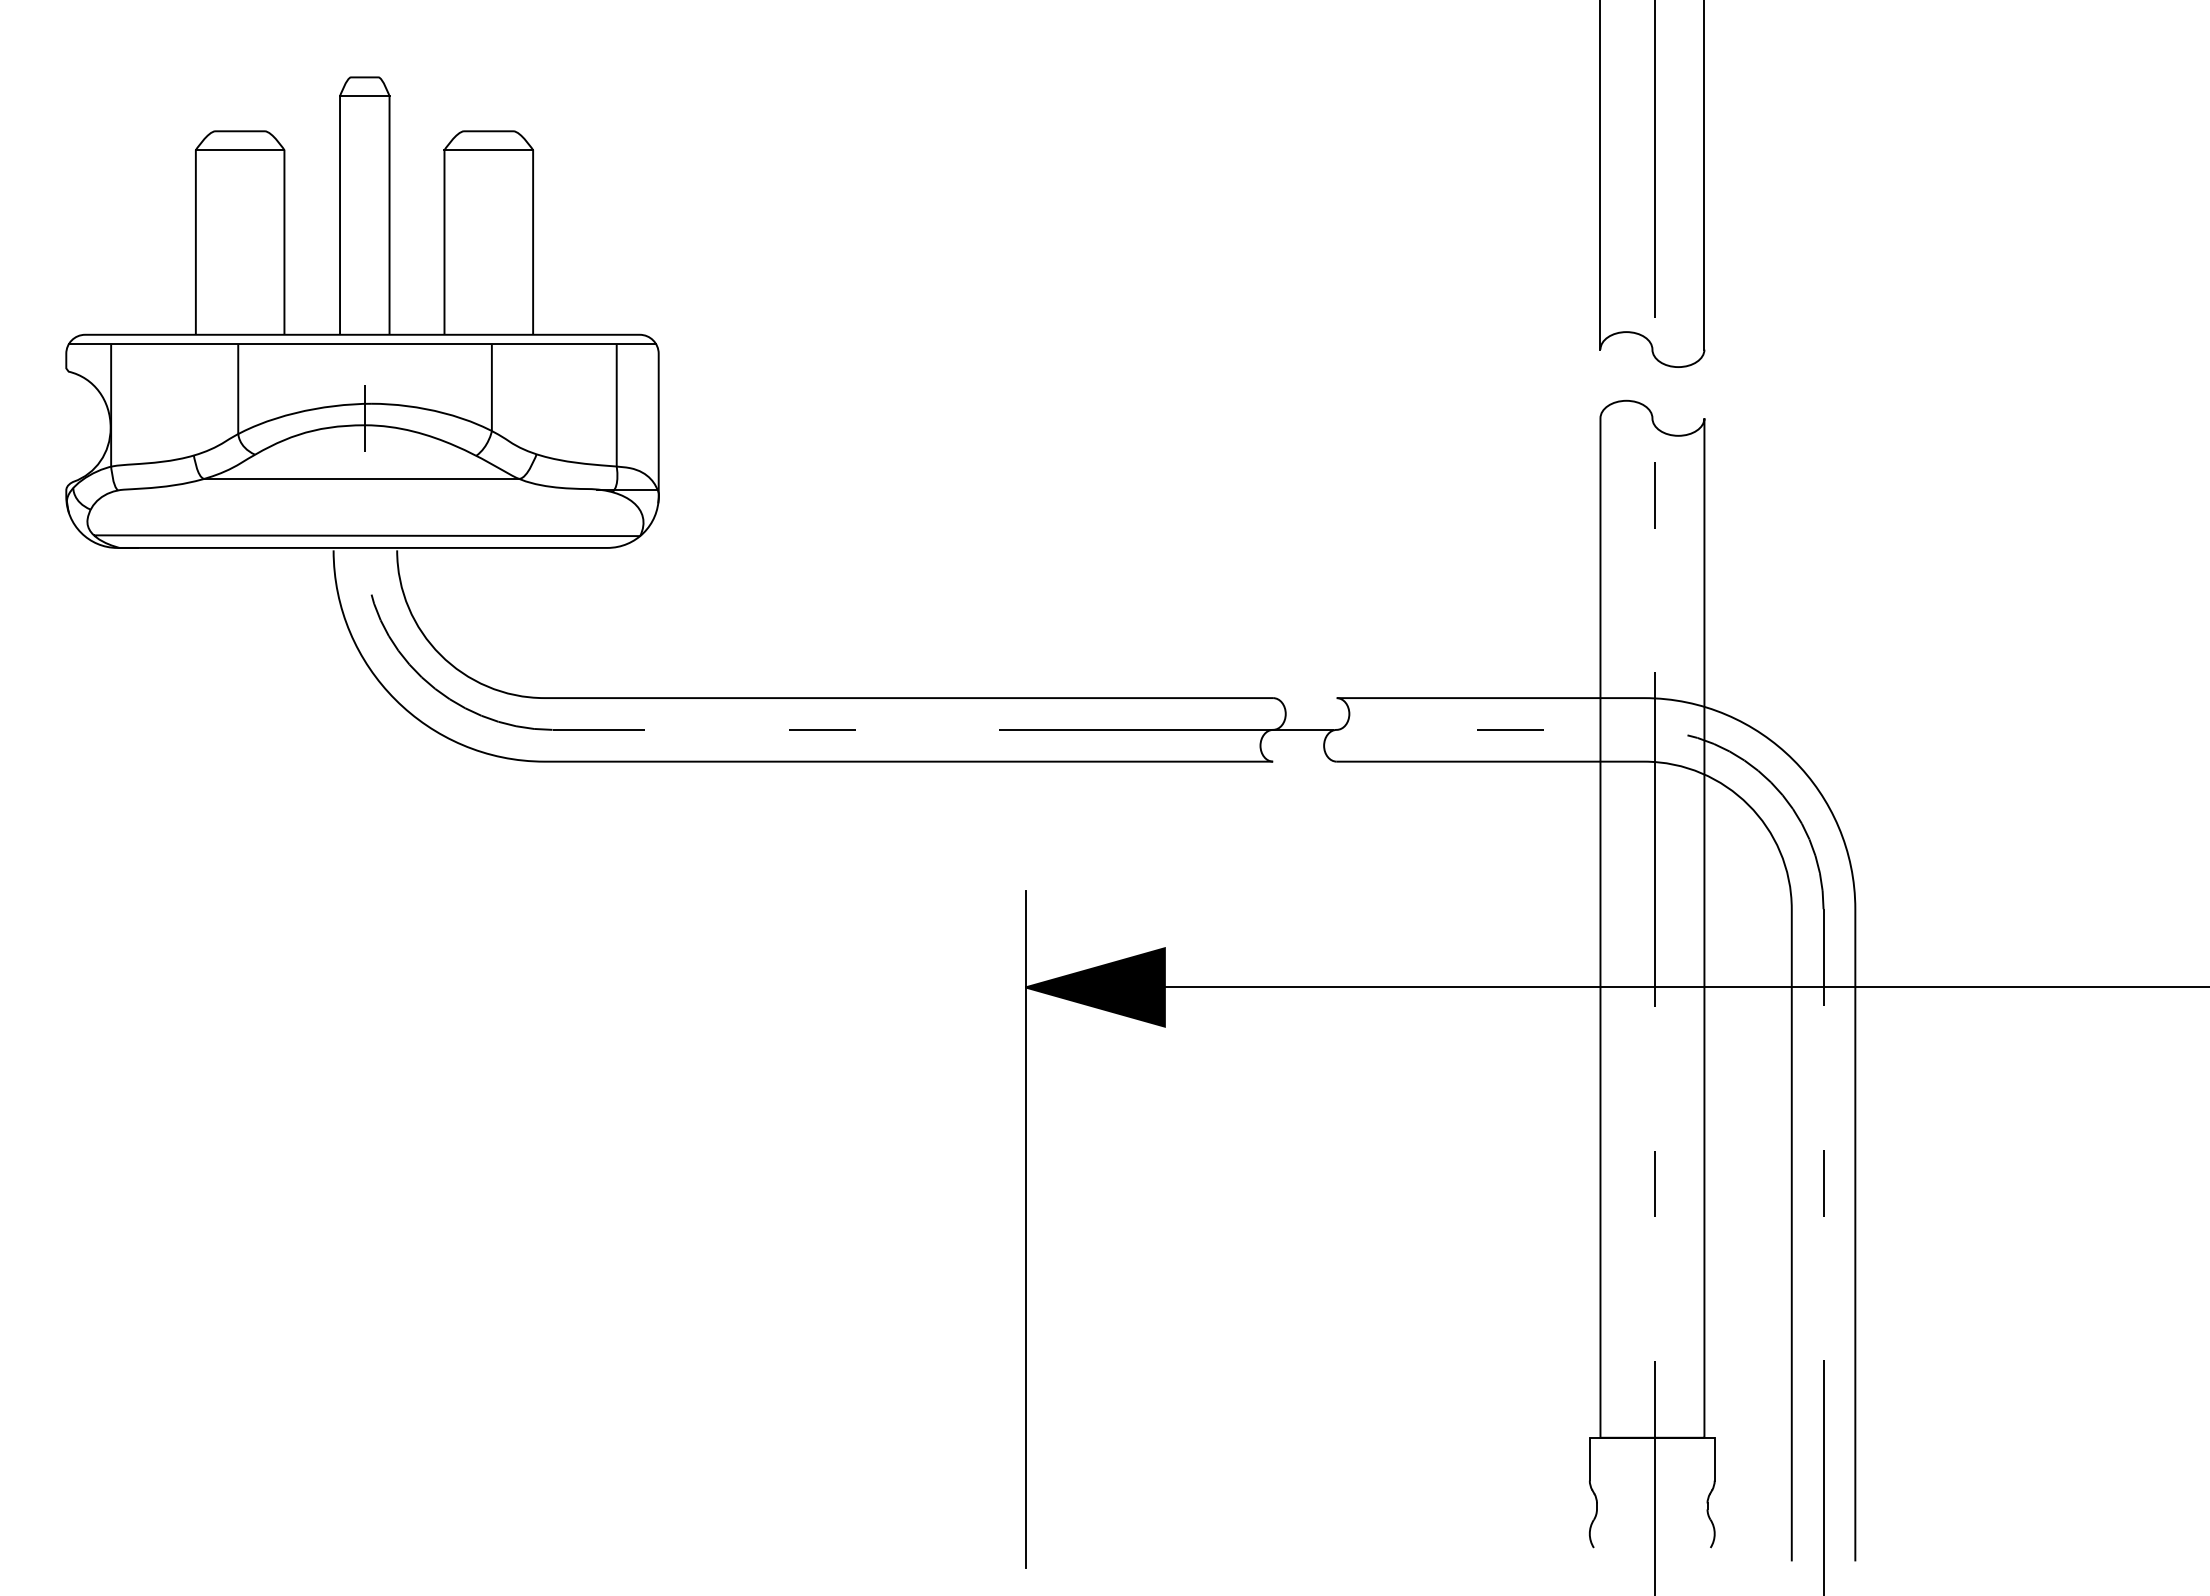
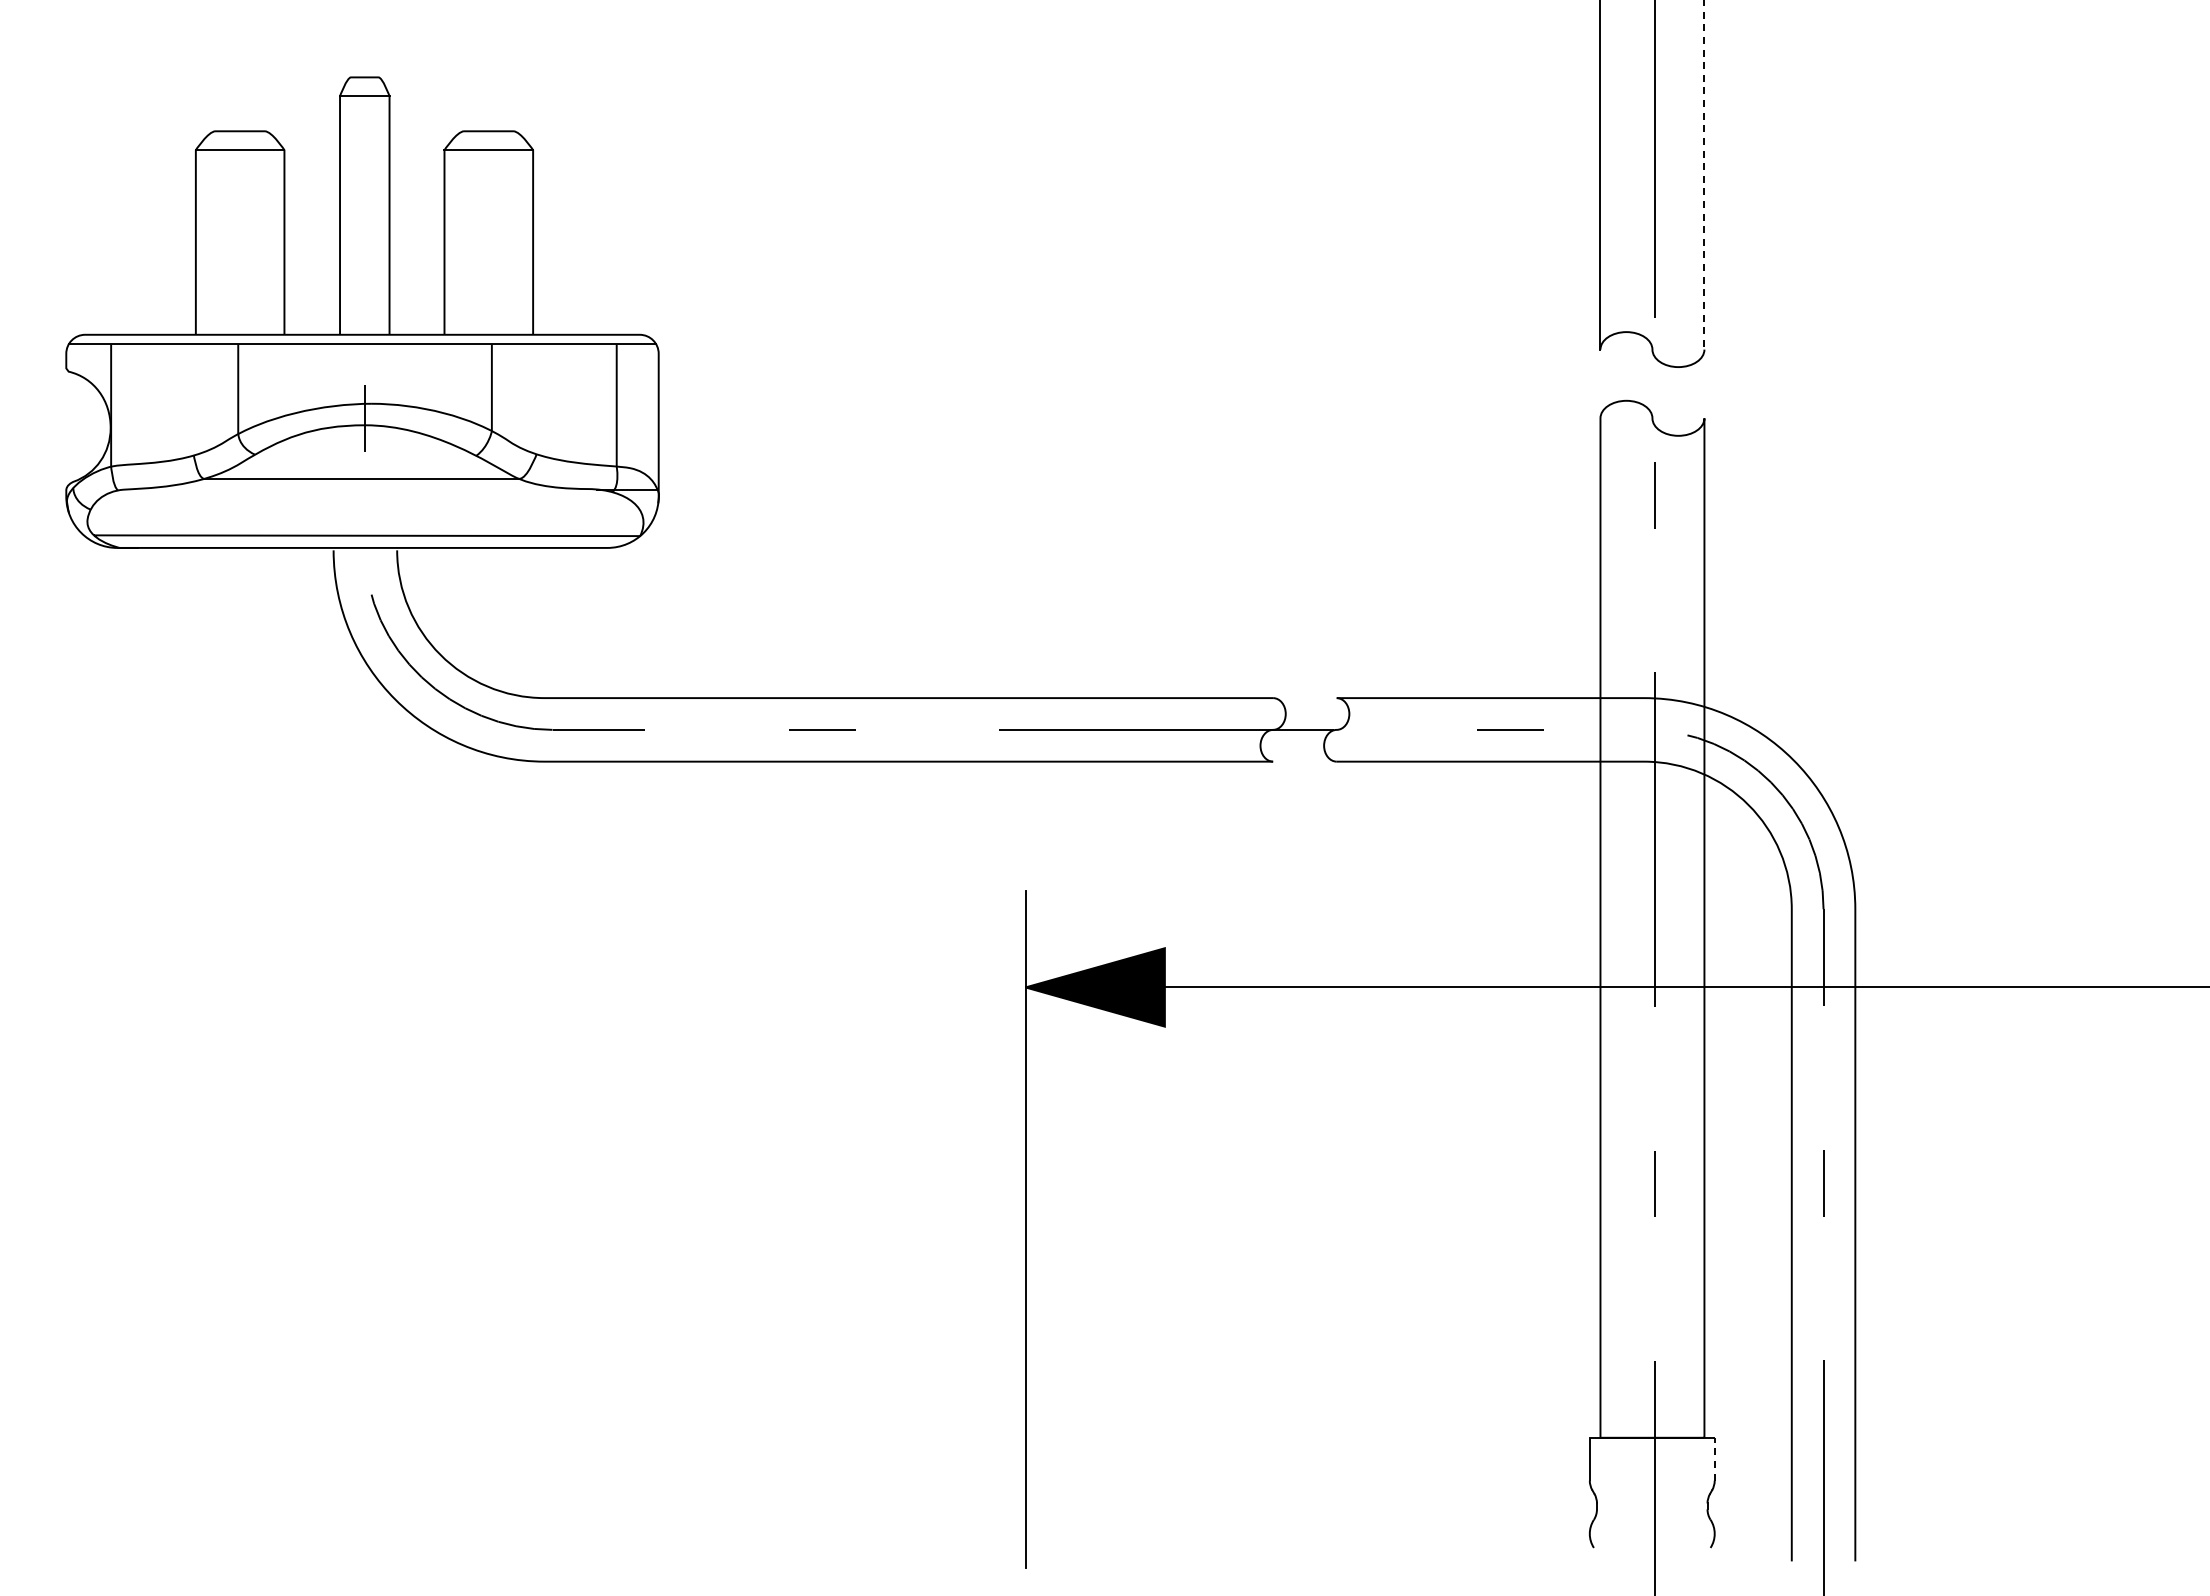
line: solid -> dashed (1704, 175)
line: solid -> dashed (1714, 1458)
